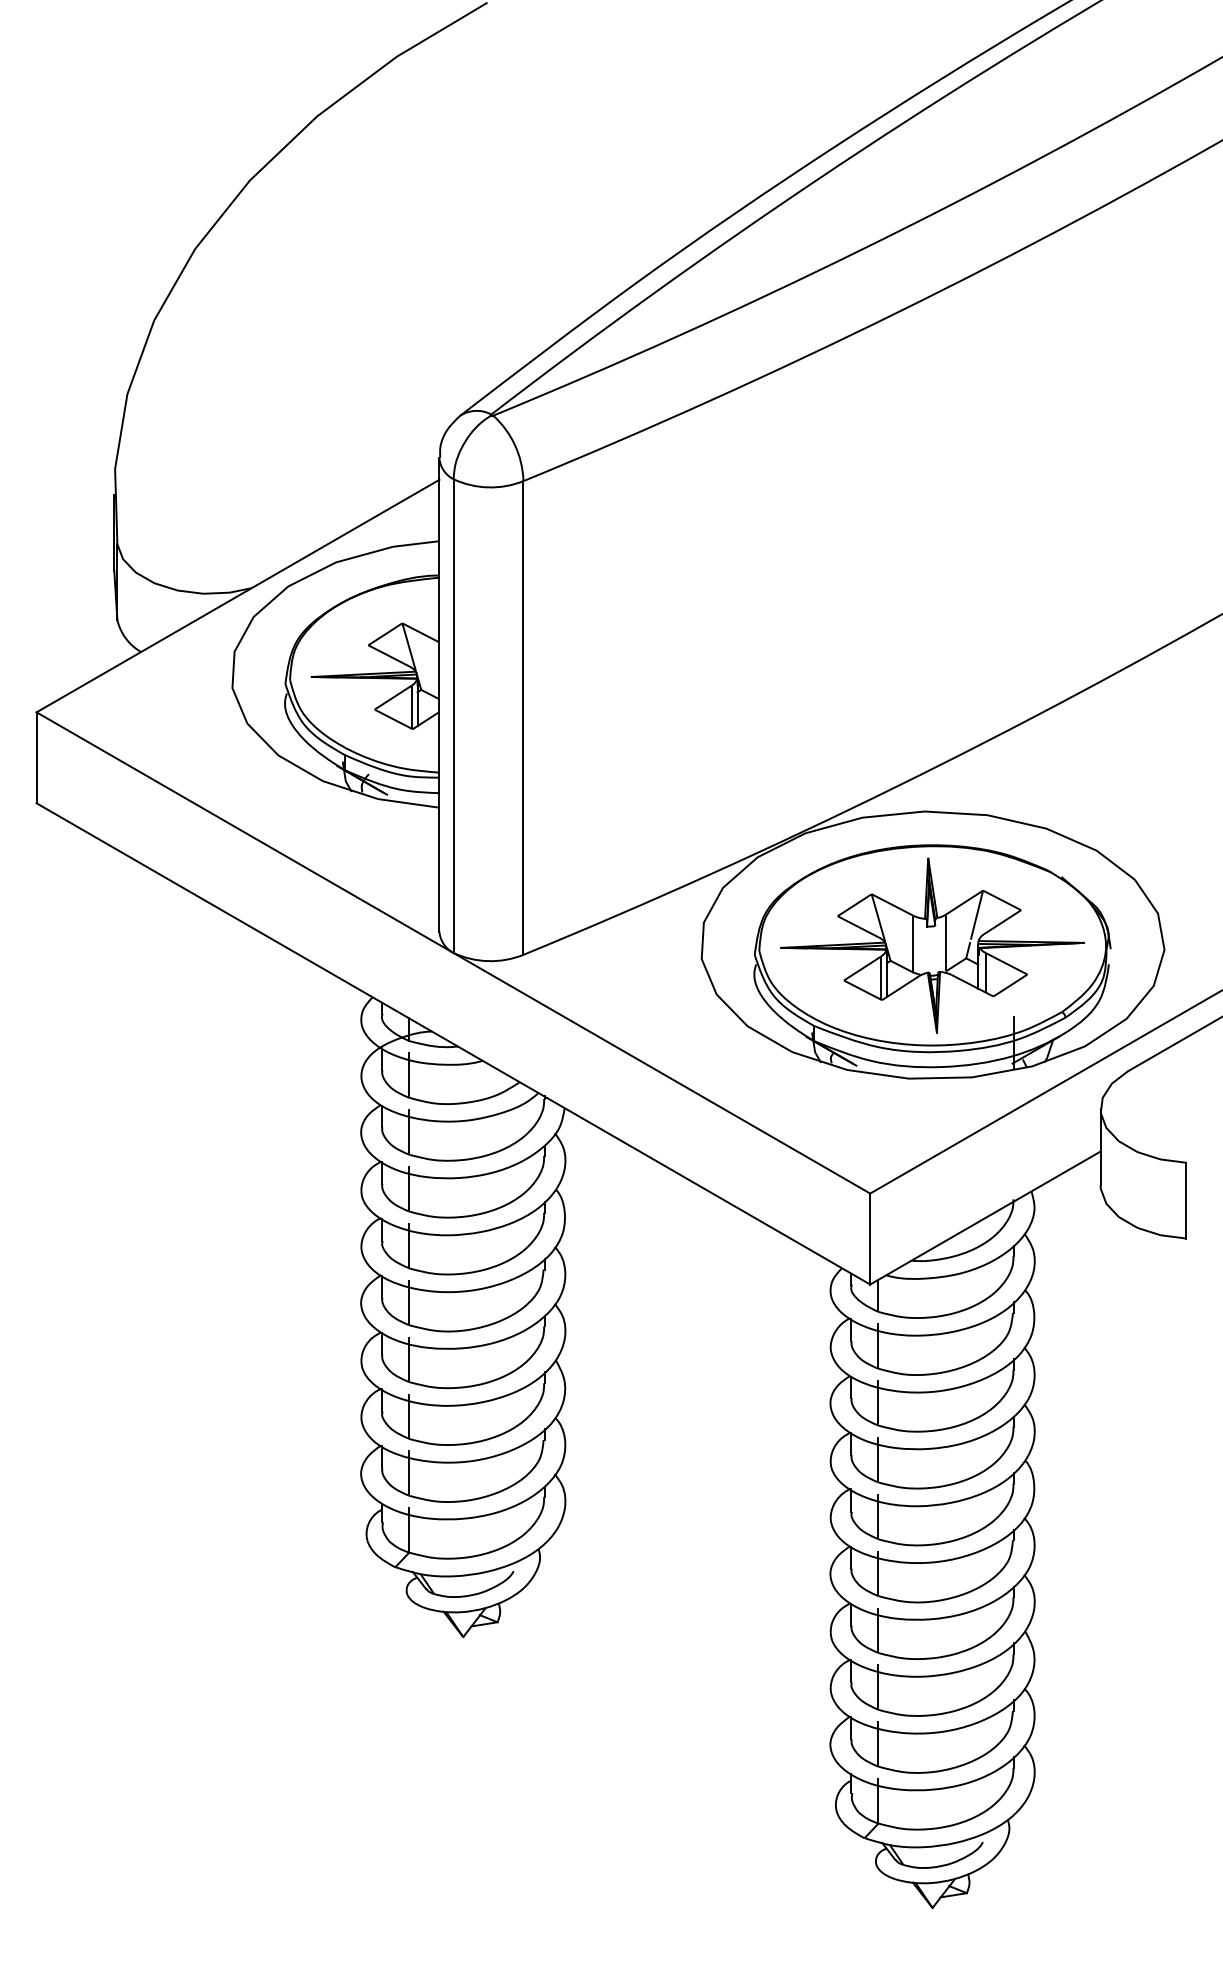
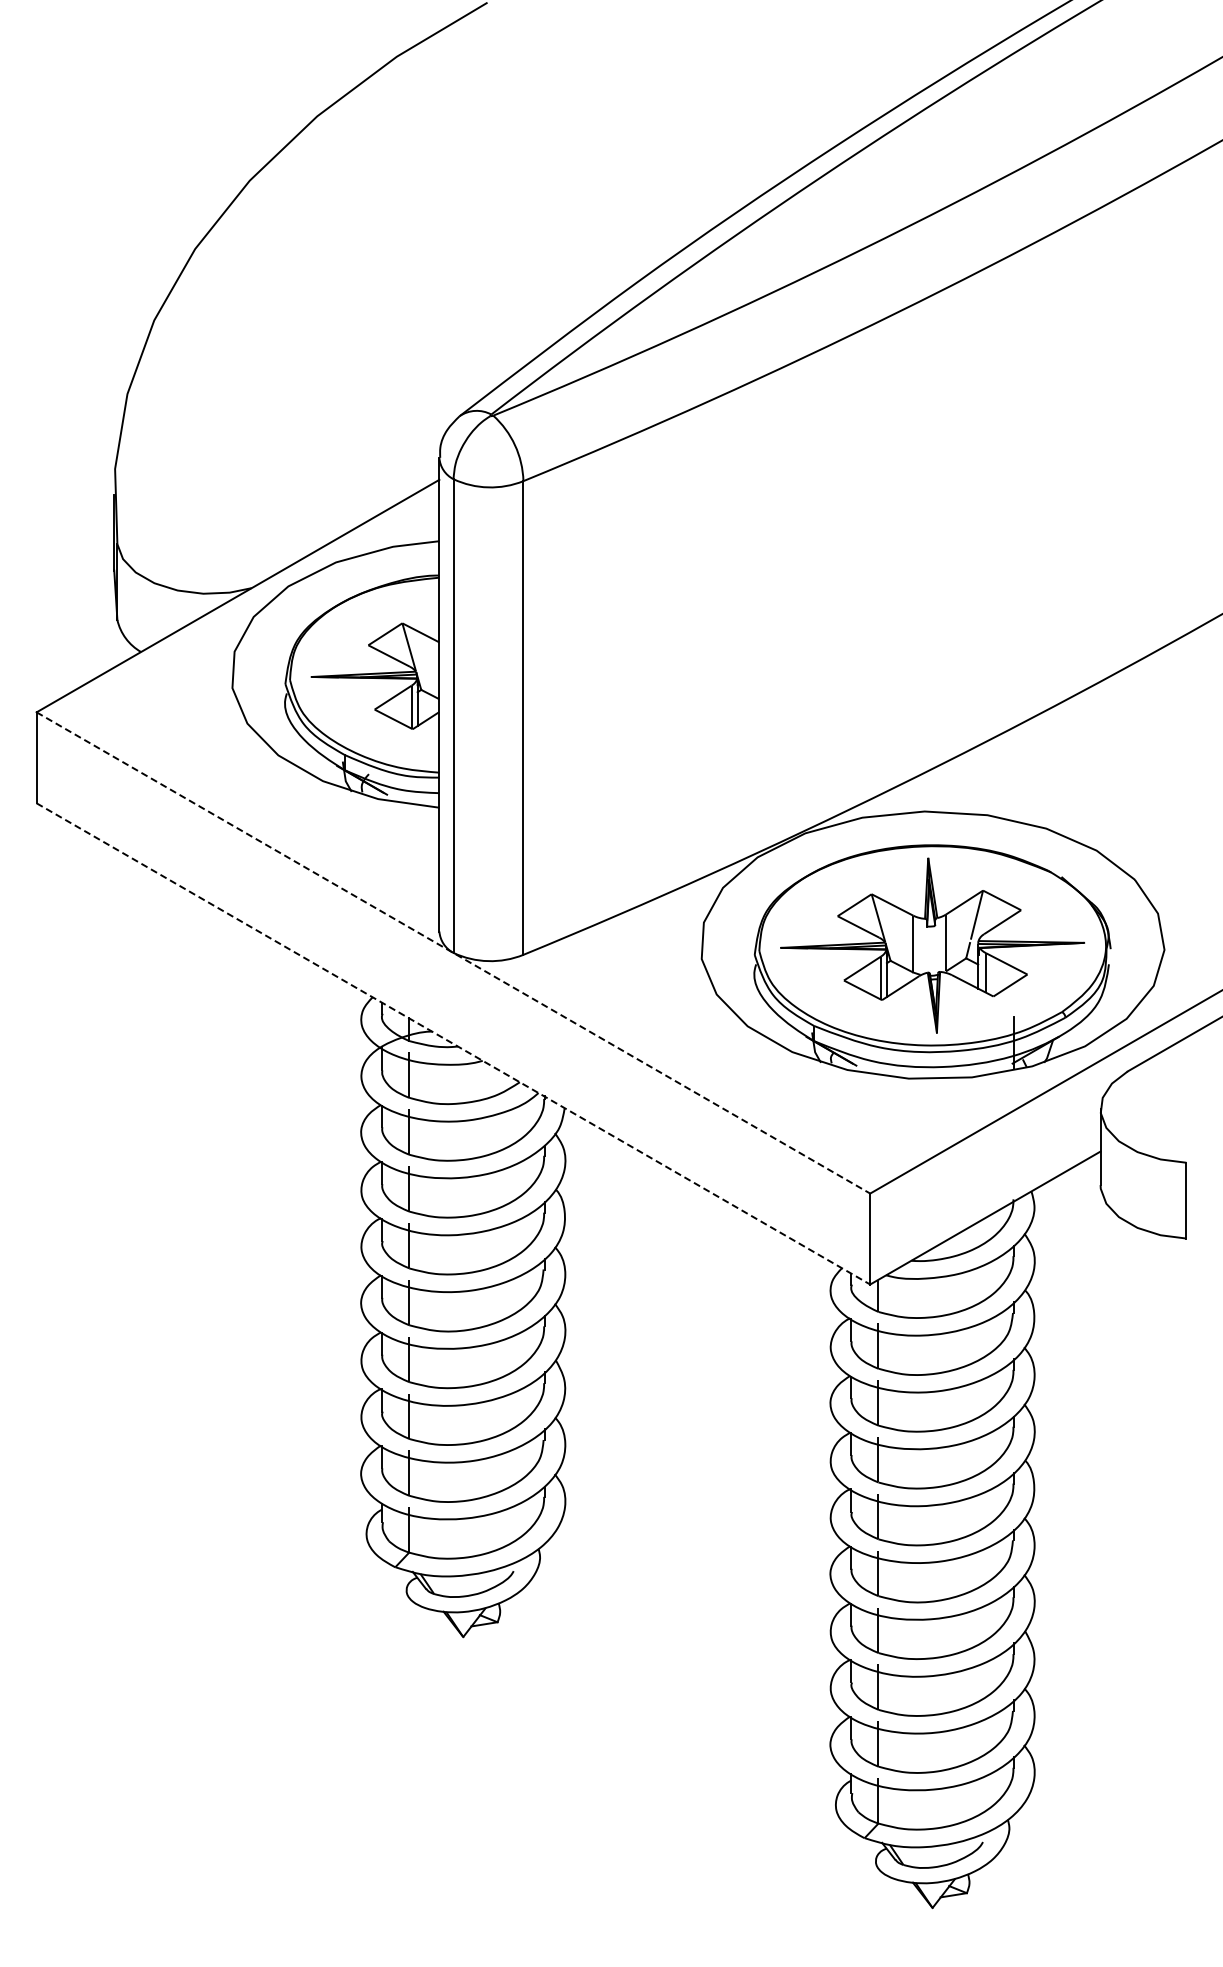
line: solid -> dashed (453, 953)
line: solid -> dashed (453, 1044)
